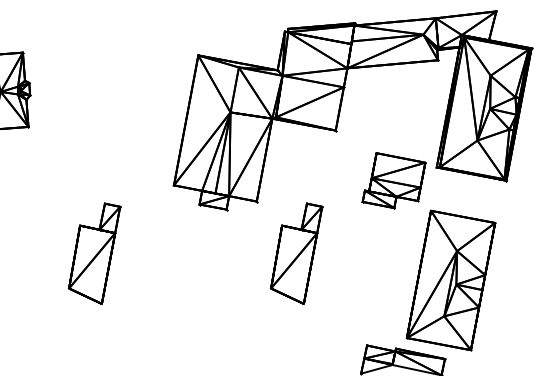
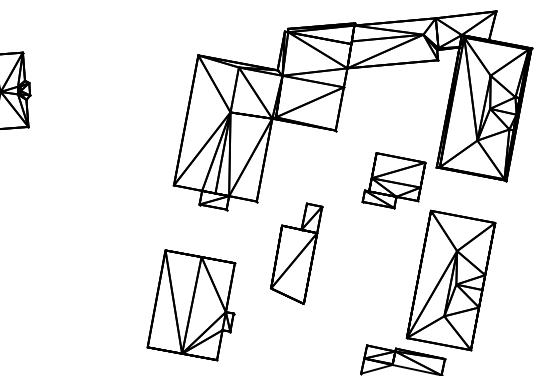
part: present -> none (94, 253)
part: none -> present (191, 305)
